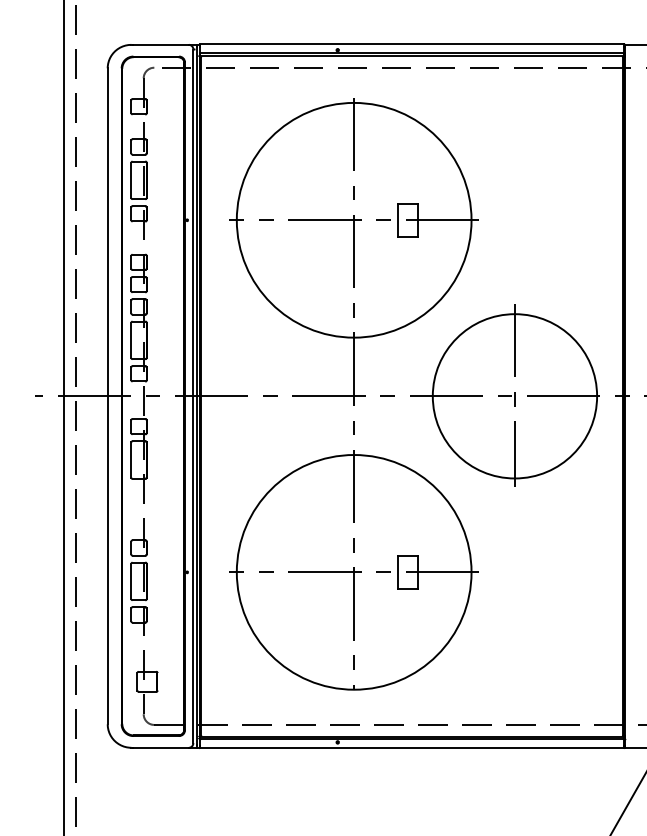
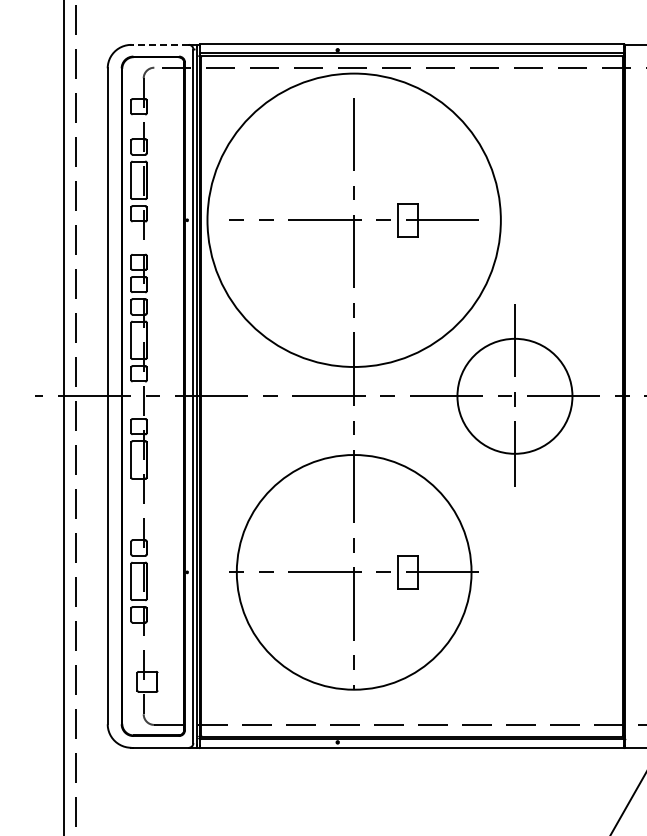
line: solid -> dashed (161, 44)
circle diameter: 235 px -> 293 px (353, 219)
circle diameter: 164 px -> 115 px (514, 395)
